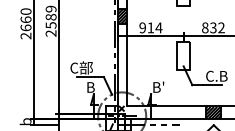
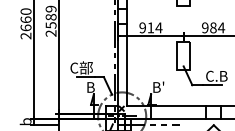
hatch: present -> none (122, 16)
text: 832 -> 984 (213, 27)
hatch: present -> none (213, 112)
